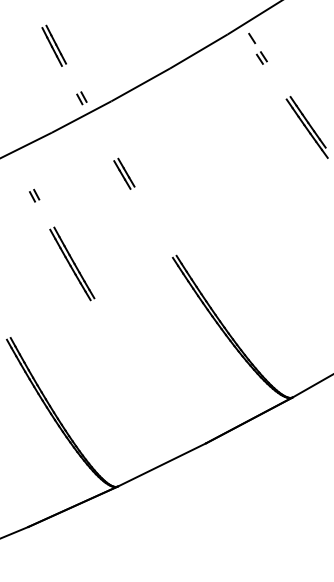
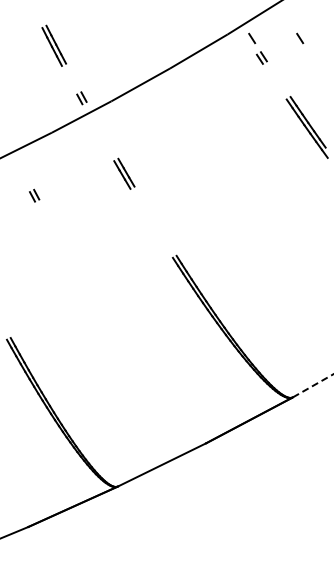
line: none -> present (300, 38)
part: present -> none (72, 263)
line: solid -> dashed (313, 385)
